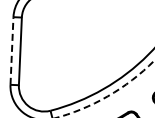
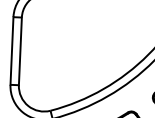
line: dashed -> solid (11, 51)
arc: dashed -> solid (109, 95)
